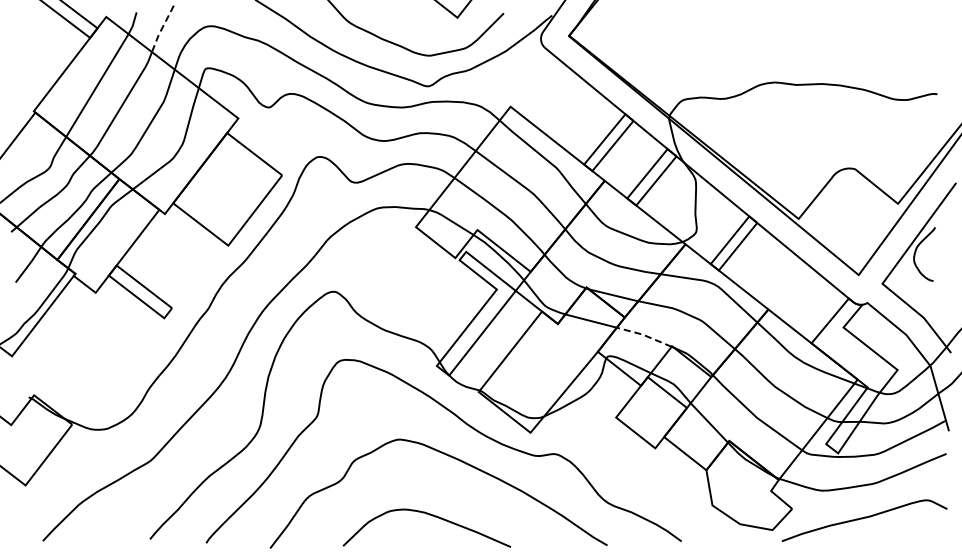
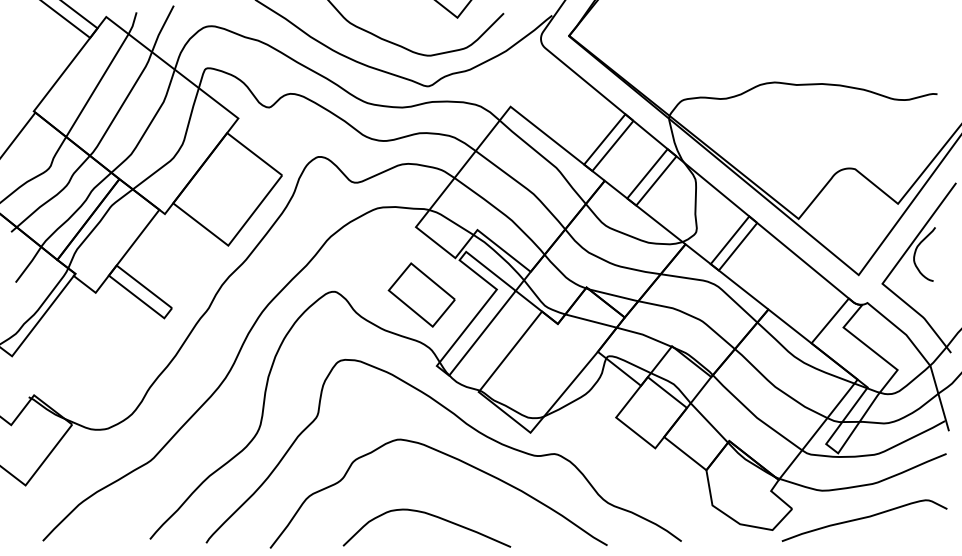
line: dashed -> solid (161, 29)
part: none -> present (421, 294)
line: dashed -> solid (644, 335)
